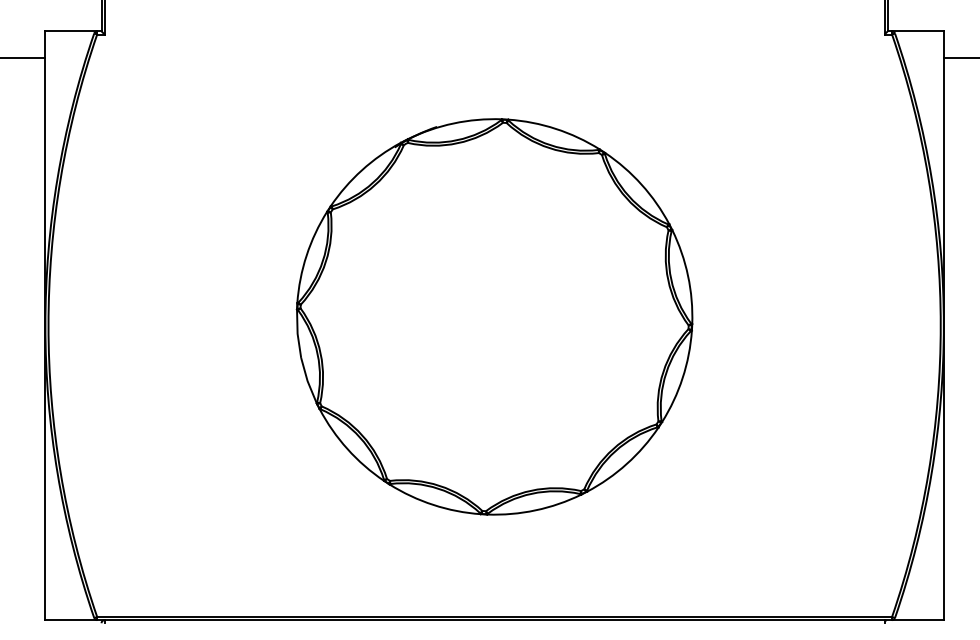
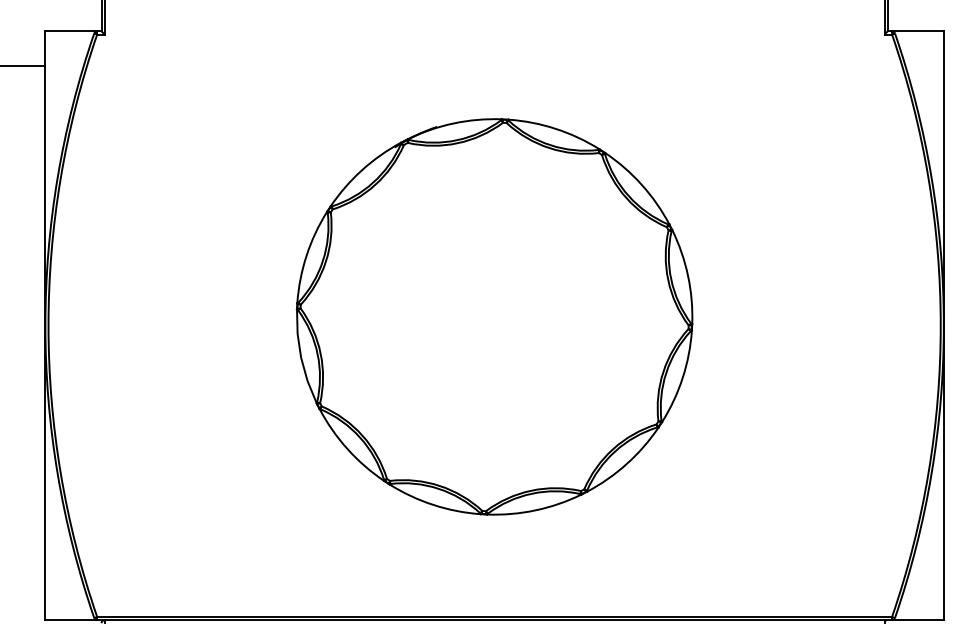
line position: (23, 58) -> (23, 66) (23, 66)
line: present -> none (959, 58)
